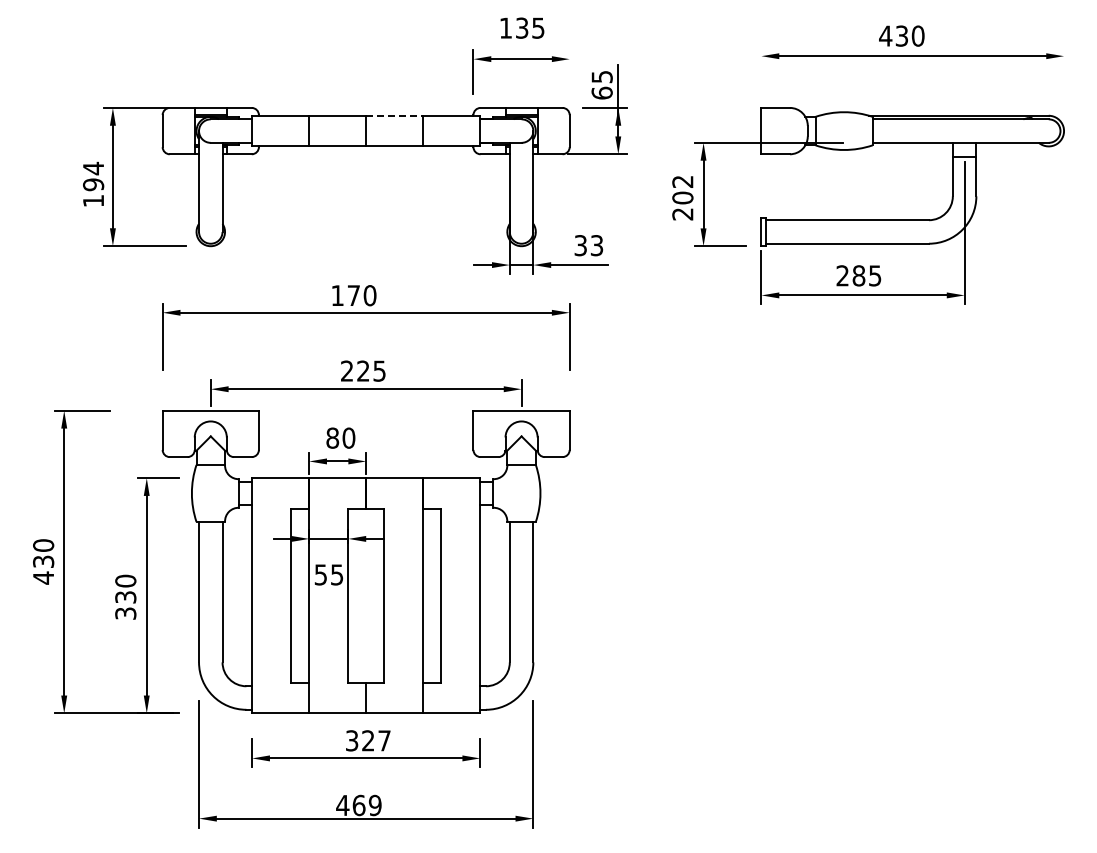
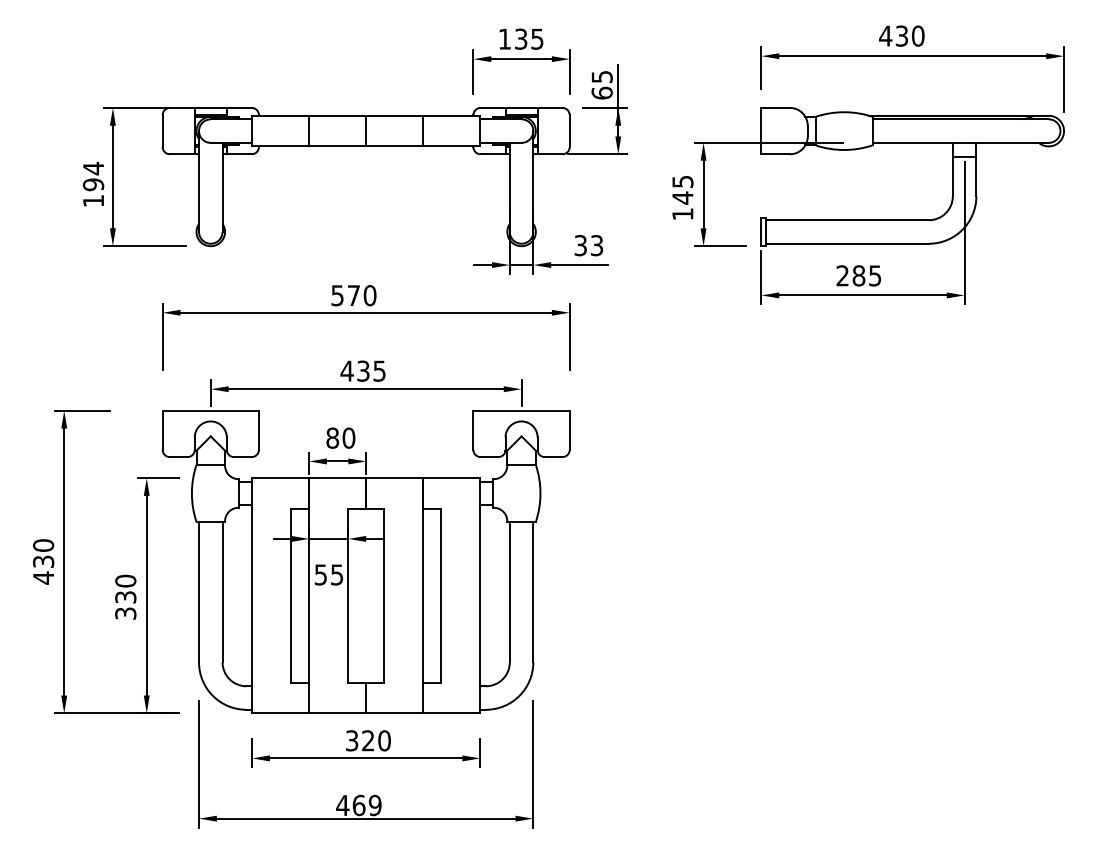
text position: (522, 27) -> (521, 38) (521, 38)
line: none -> present (761, 68)
line: none -> present (569, 71)
line: none -> present (1064, 79)
line: dashed -> solid (394, 115)
text: 202 -> 145 (682, 198)
text: 170 -> 570 (337, 295)
text: 225 -> 435 (354, 370)
text: 327 -> 320 (384, 740)
